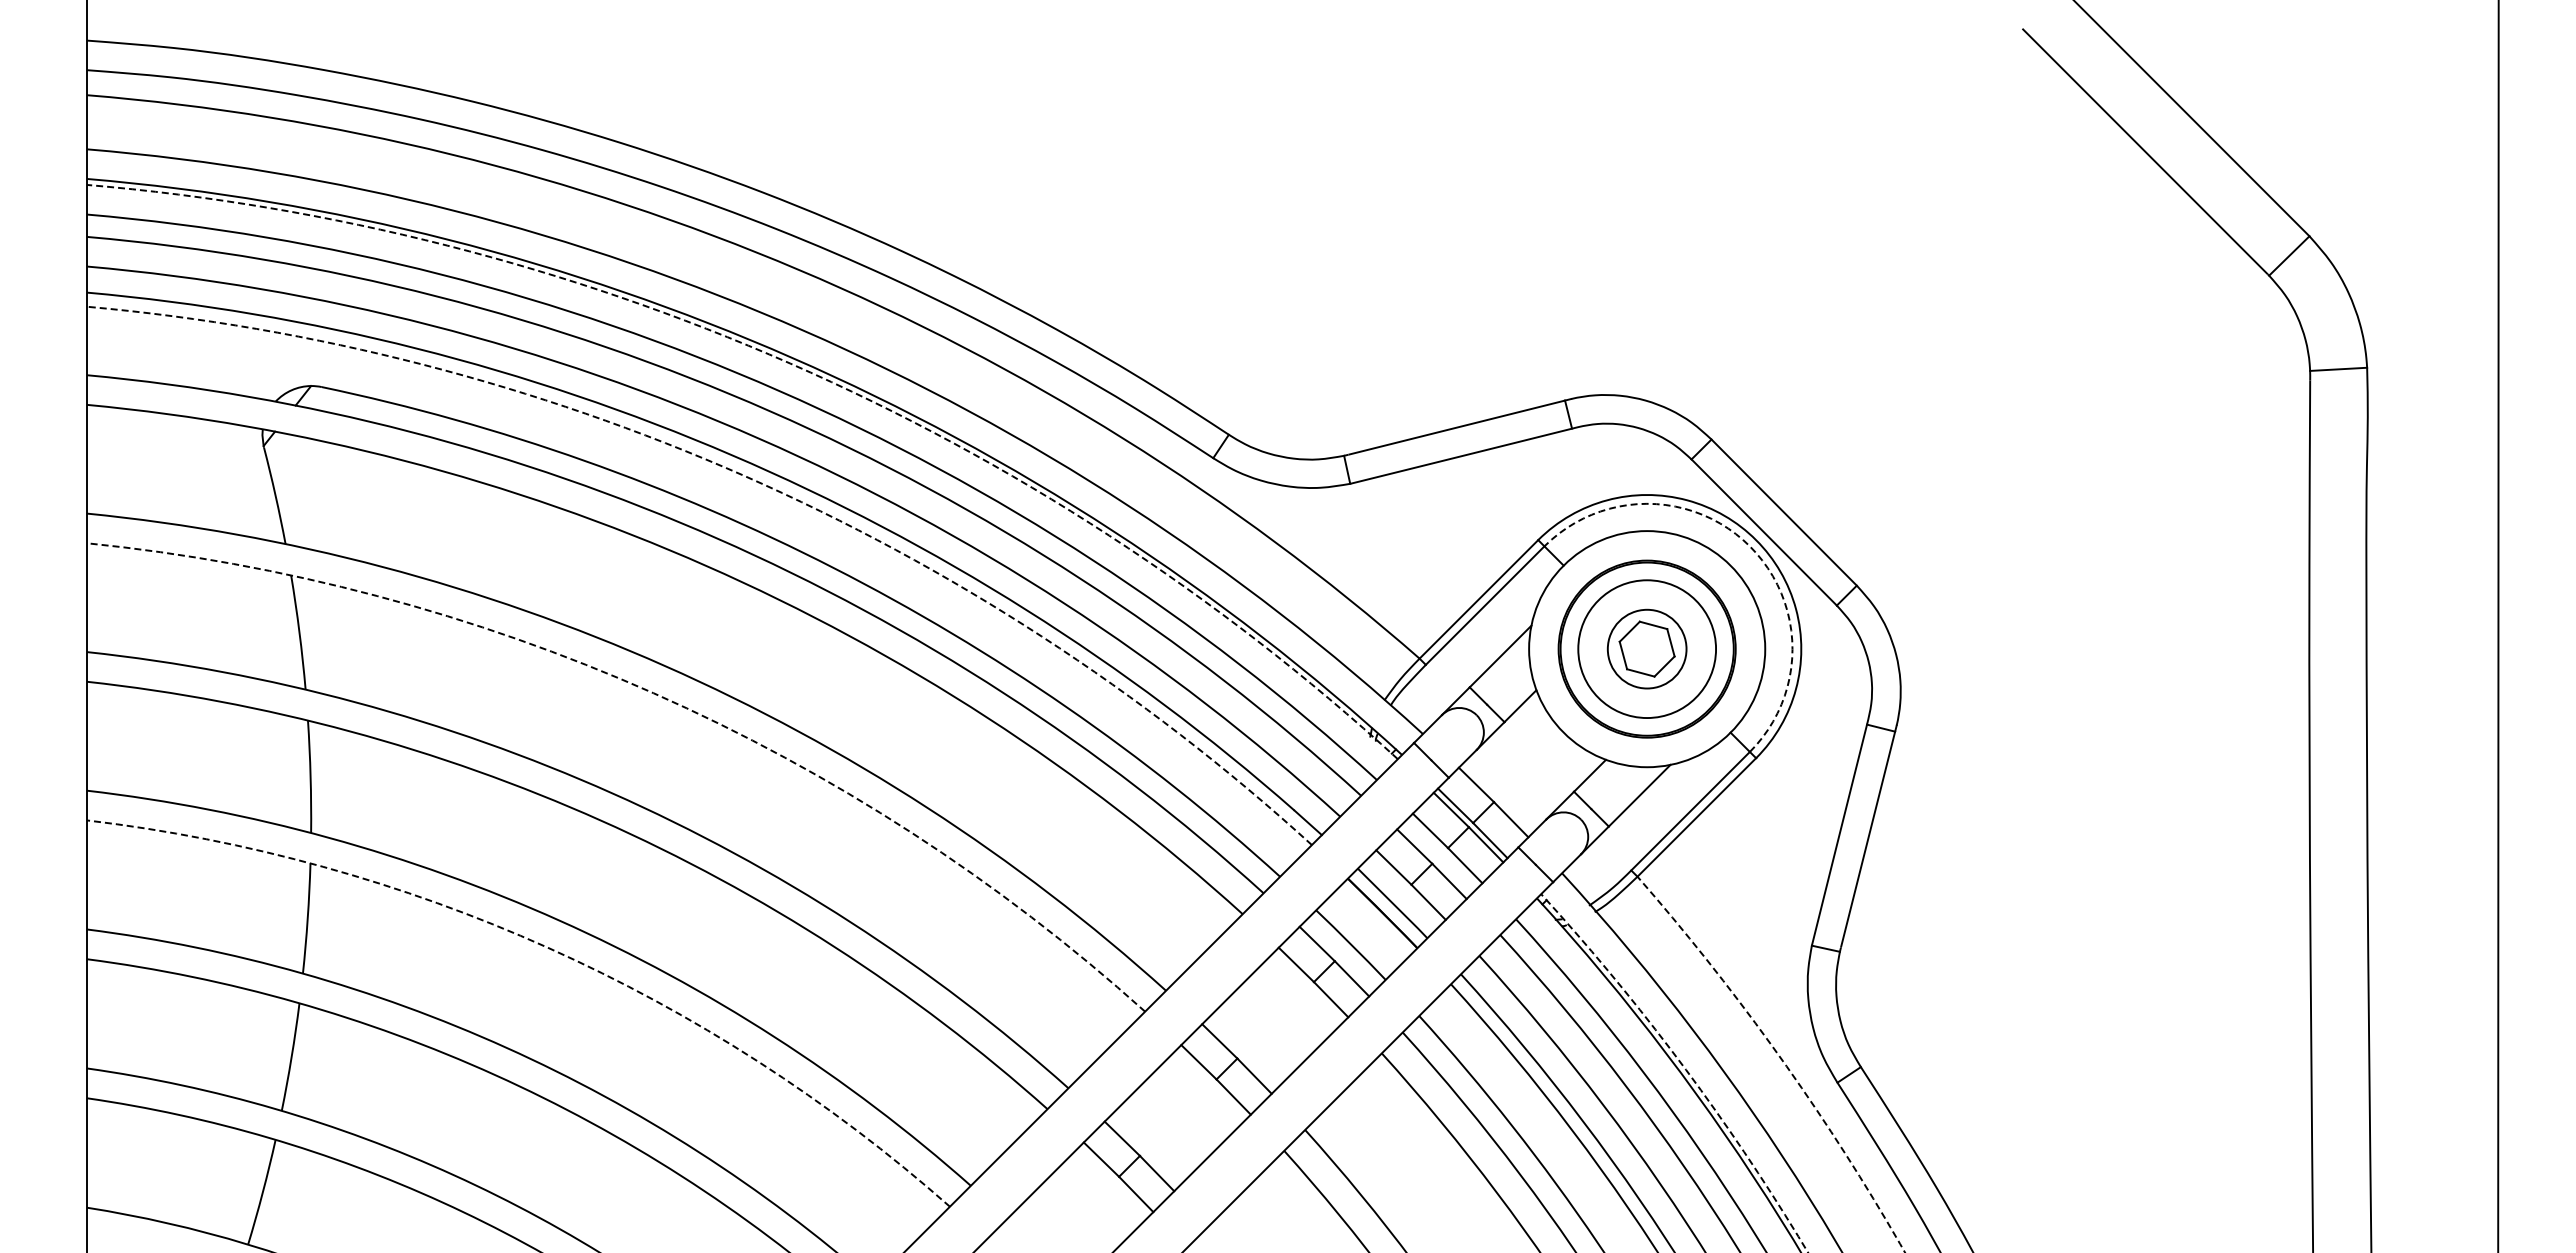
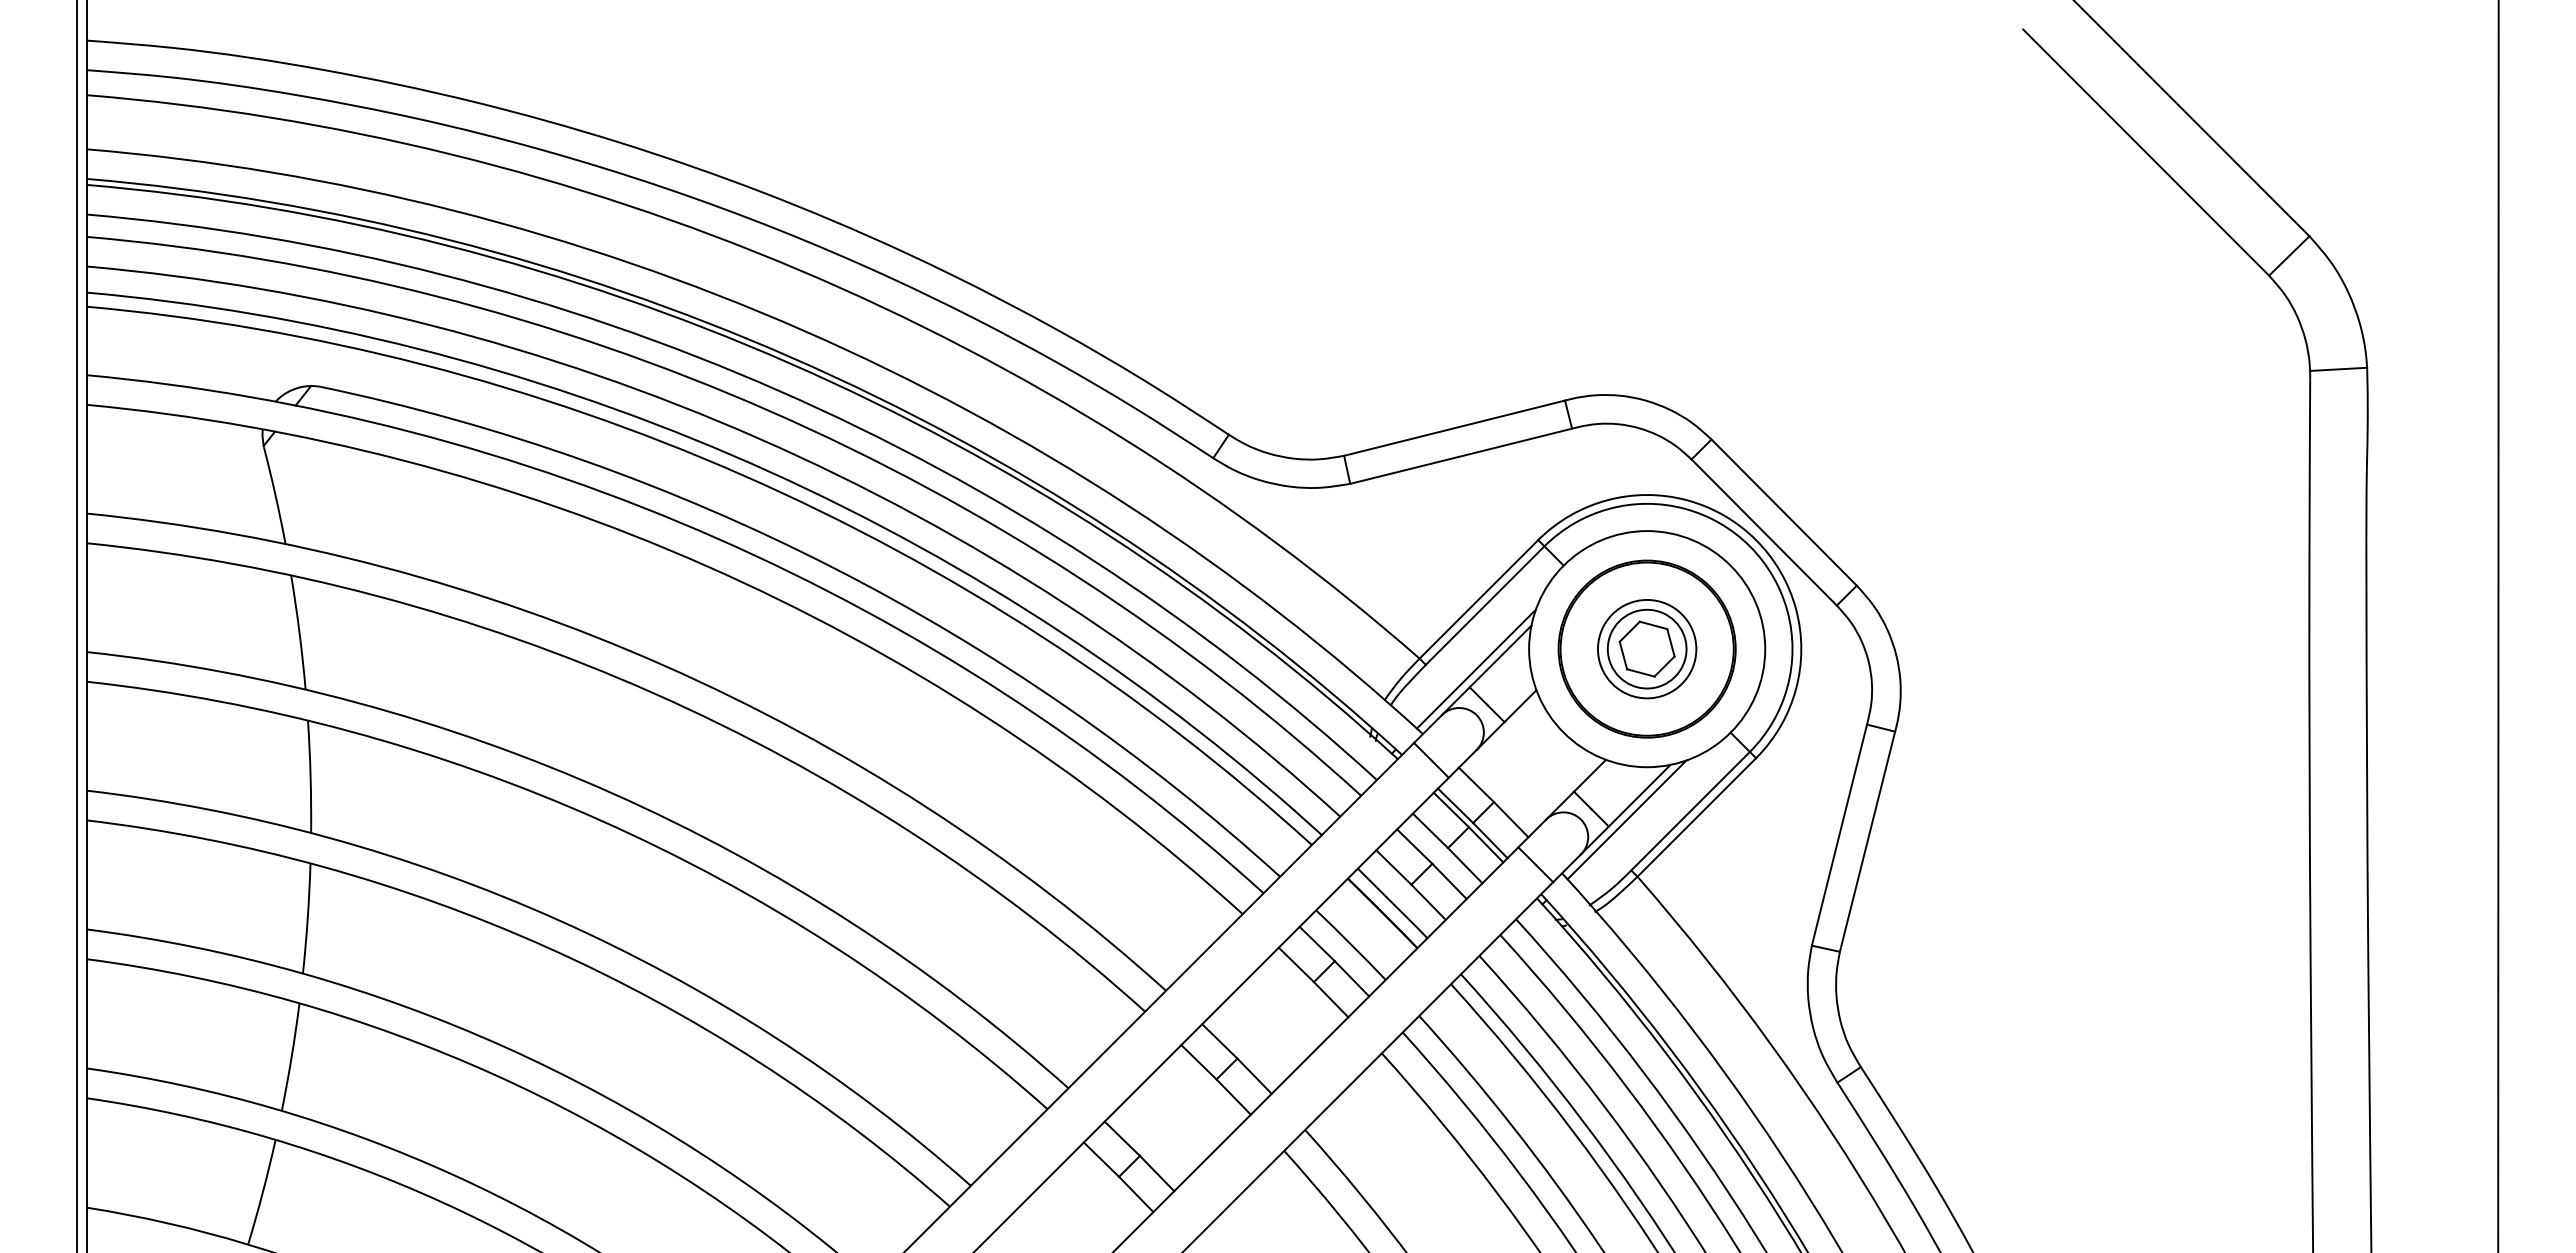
arc: dashed -> solid (790, 363)
arc: dashed -> solid (743, 475)
arc: dashed -> solid (1749, 546)
line: none -> present (77, 625)
circle diameter: 138 px -> 98 px (1646, 648)
line: none -> present (1475, 668)
arc: dashed -> solid (653, 693)
line: none -> present (1626, 819)
arc: dashed -> solid (548, 947)
arc: dashed -> solid (1781, 1059)
arc: dashed -> solid (1684, 1067)
